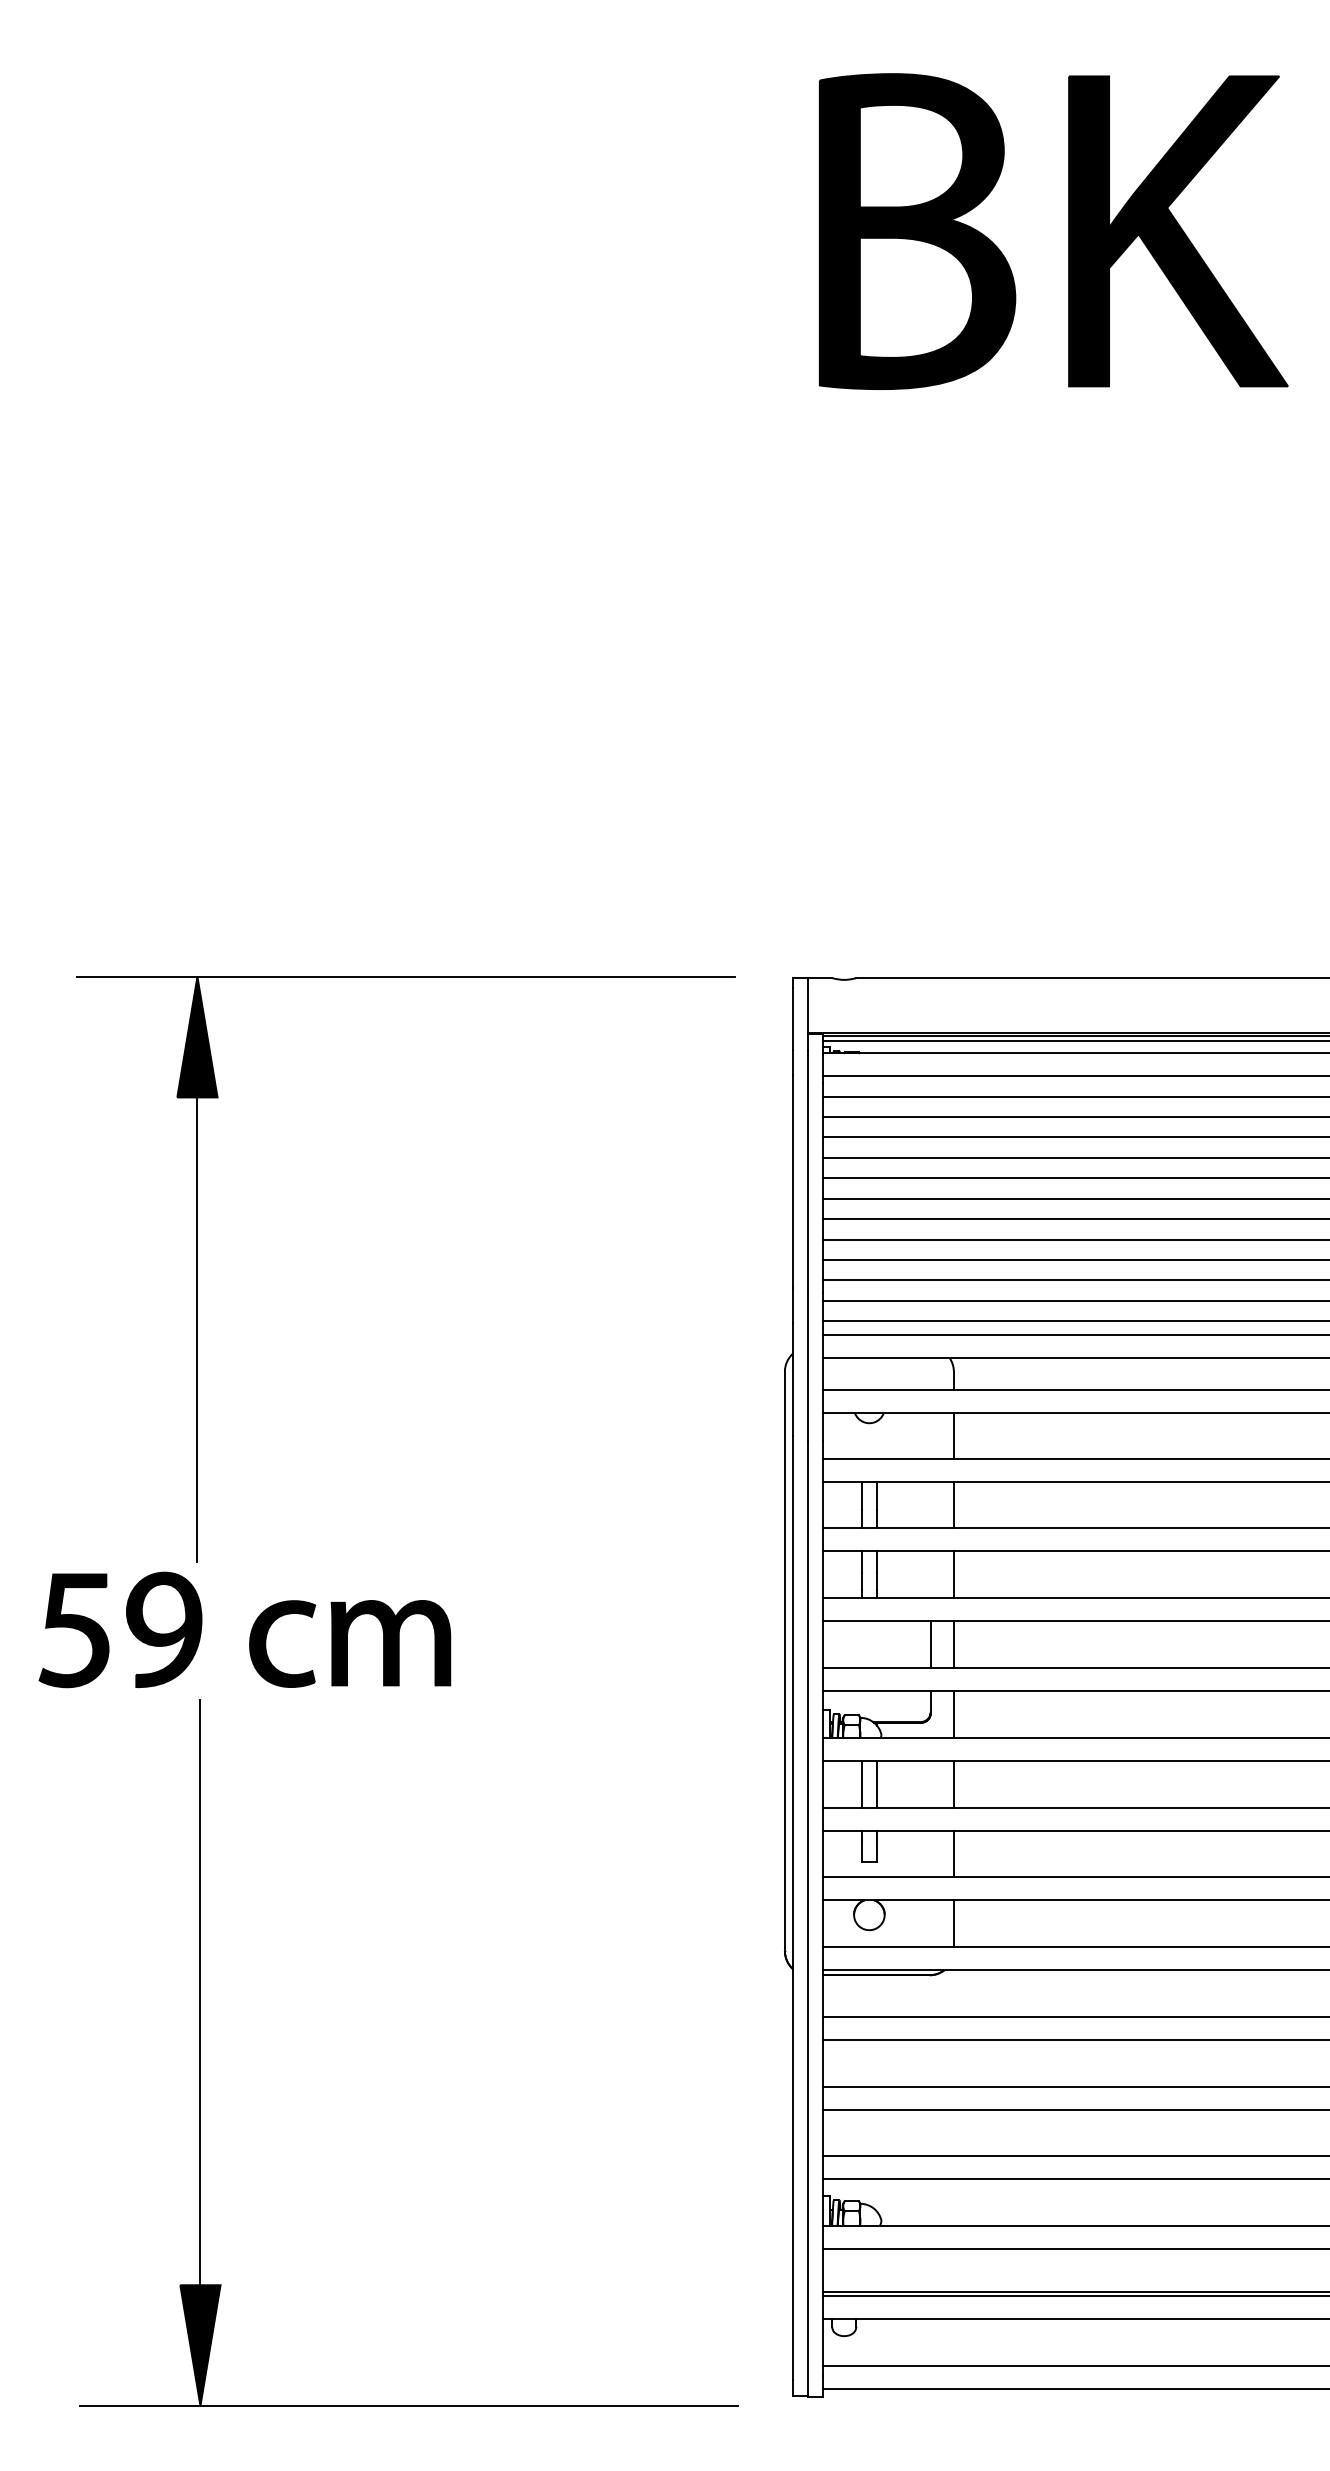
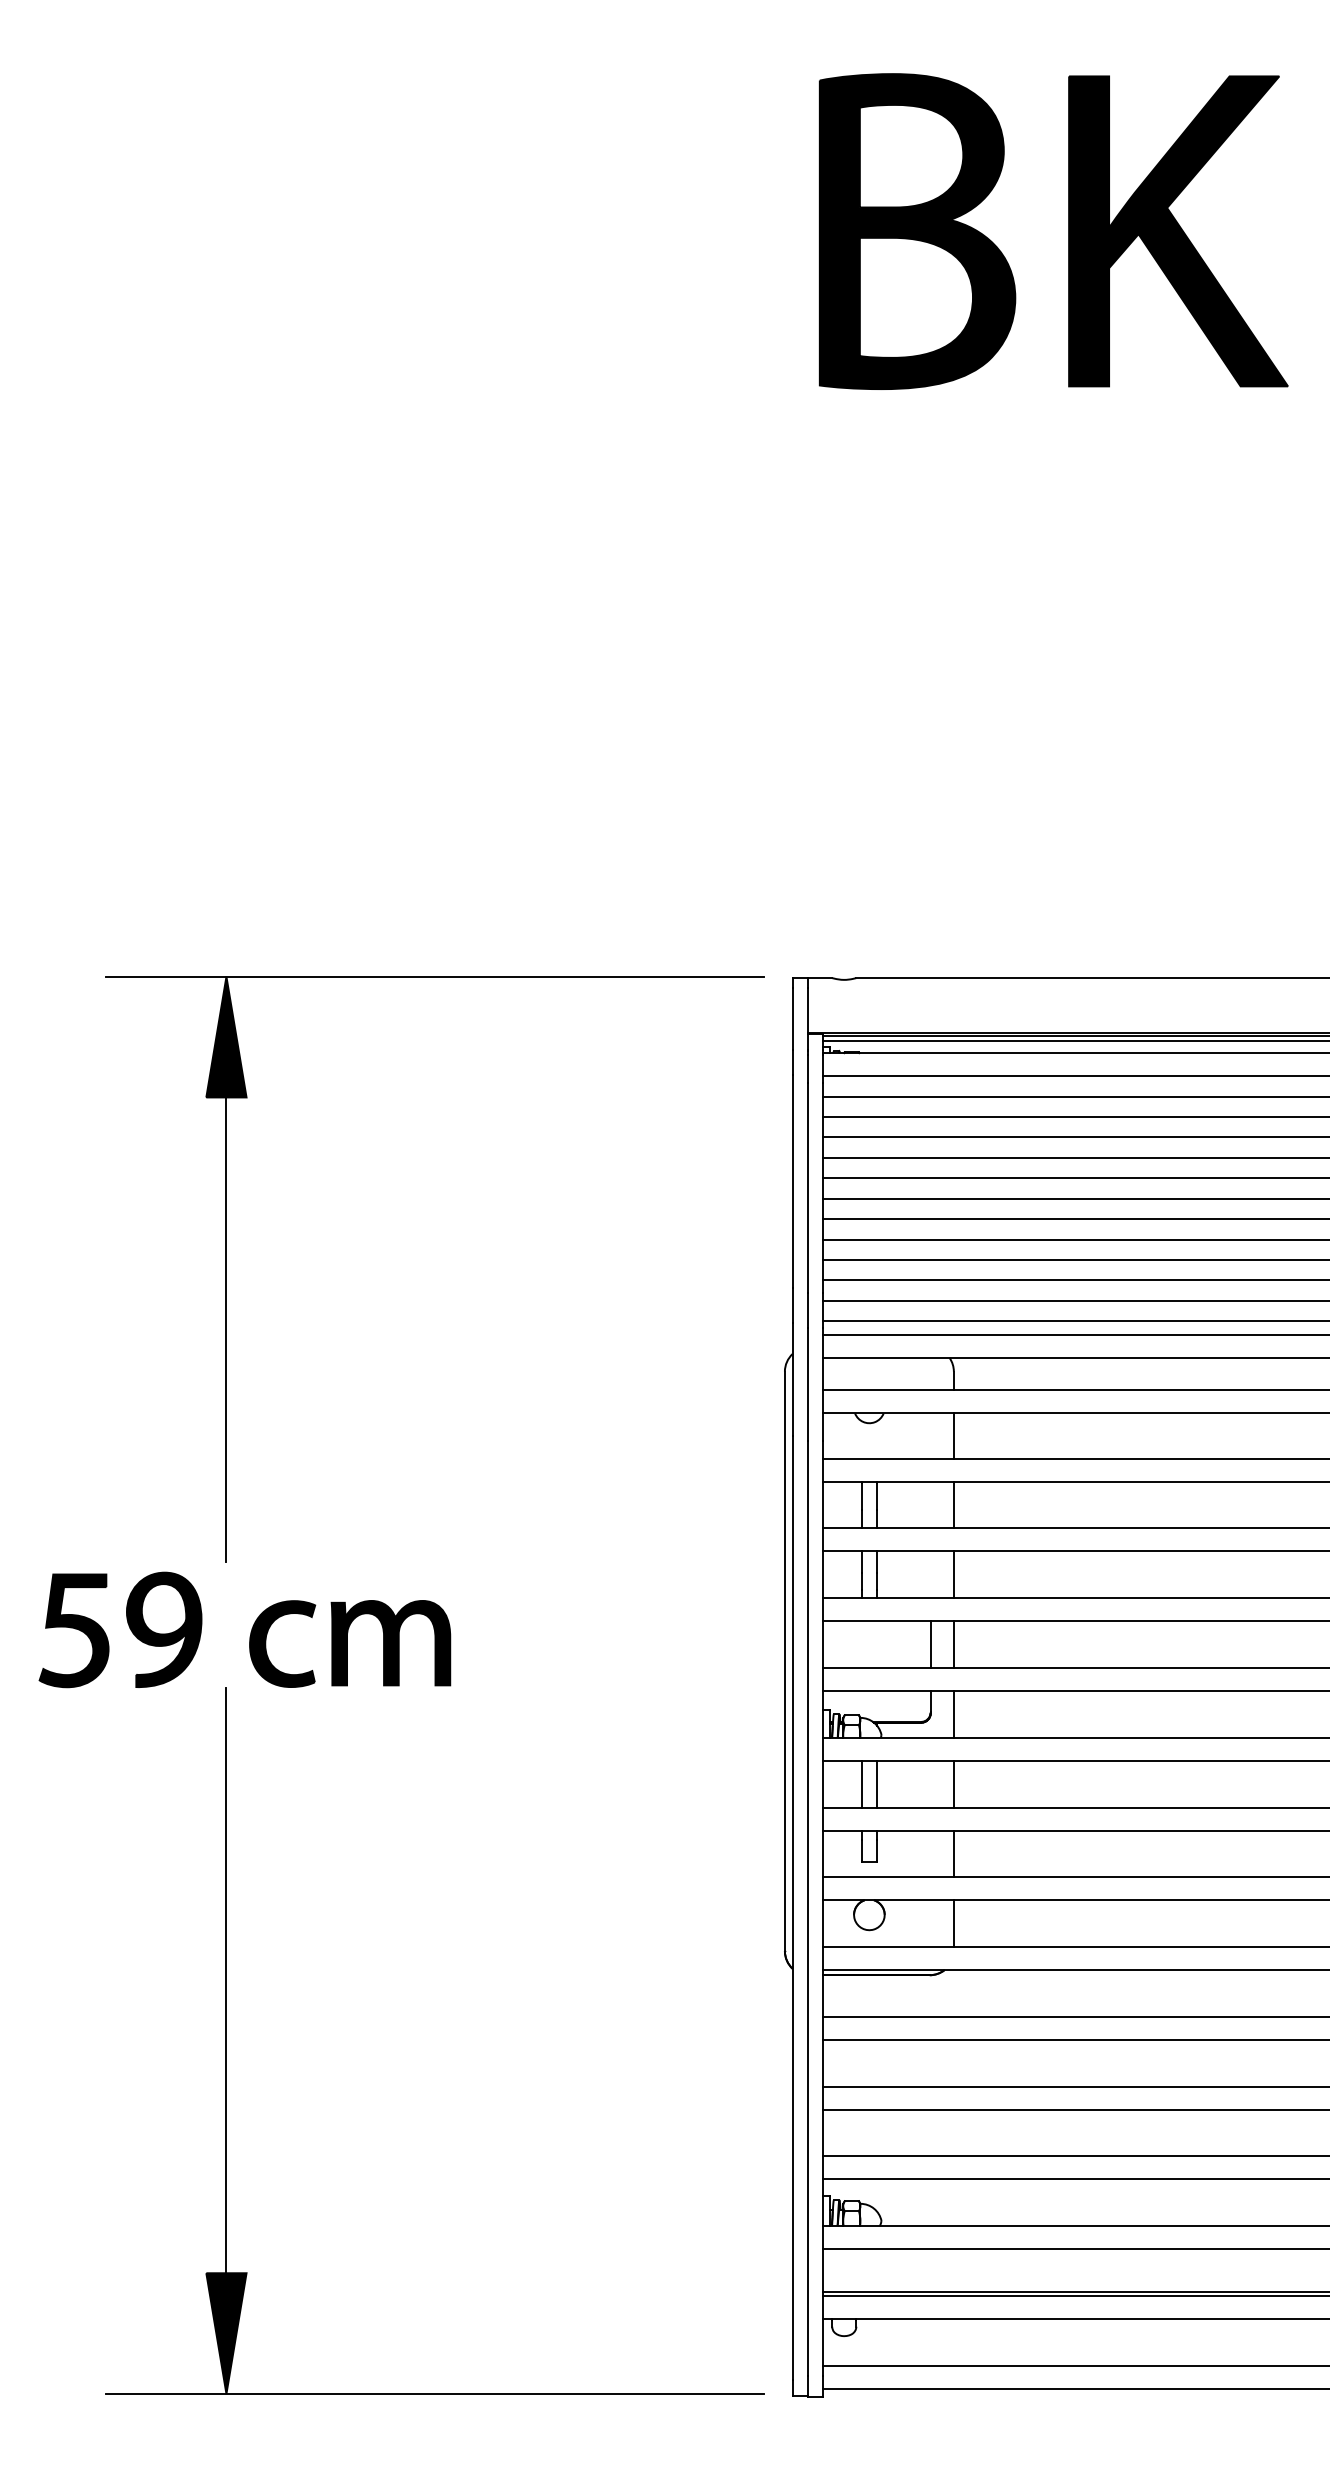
part position: (197, 1269) -> (226, 1269) (226, 1269)
part position: (200, 2052) -> (226, 2040) (226, 2040)
